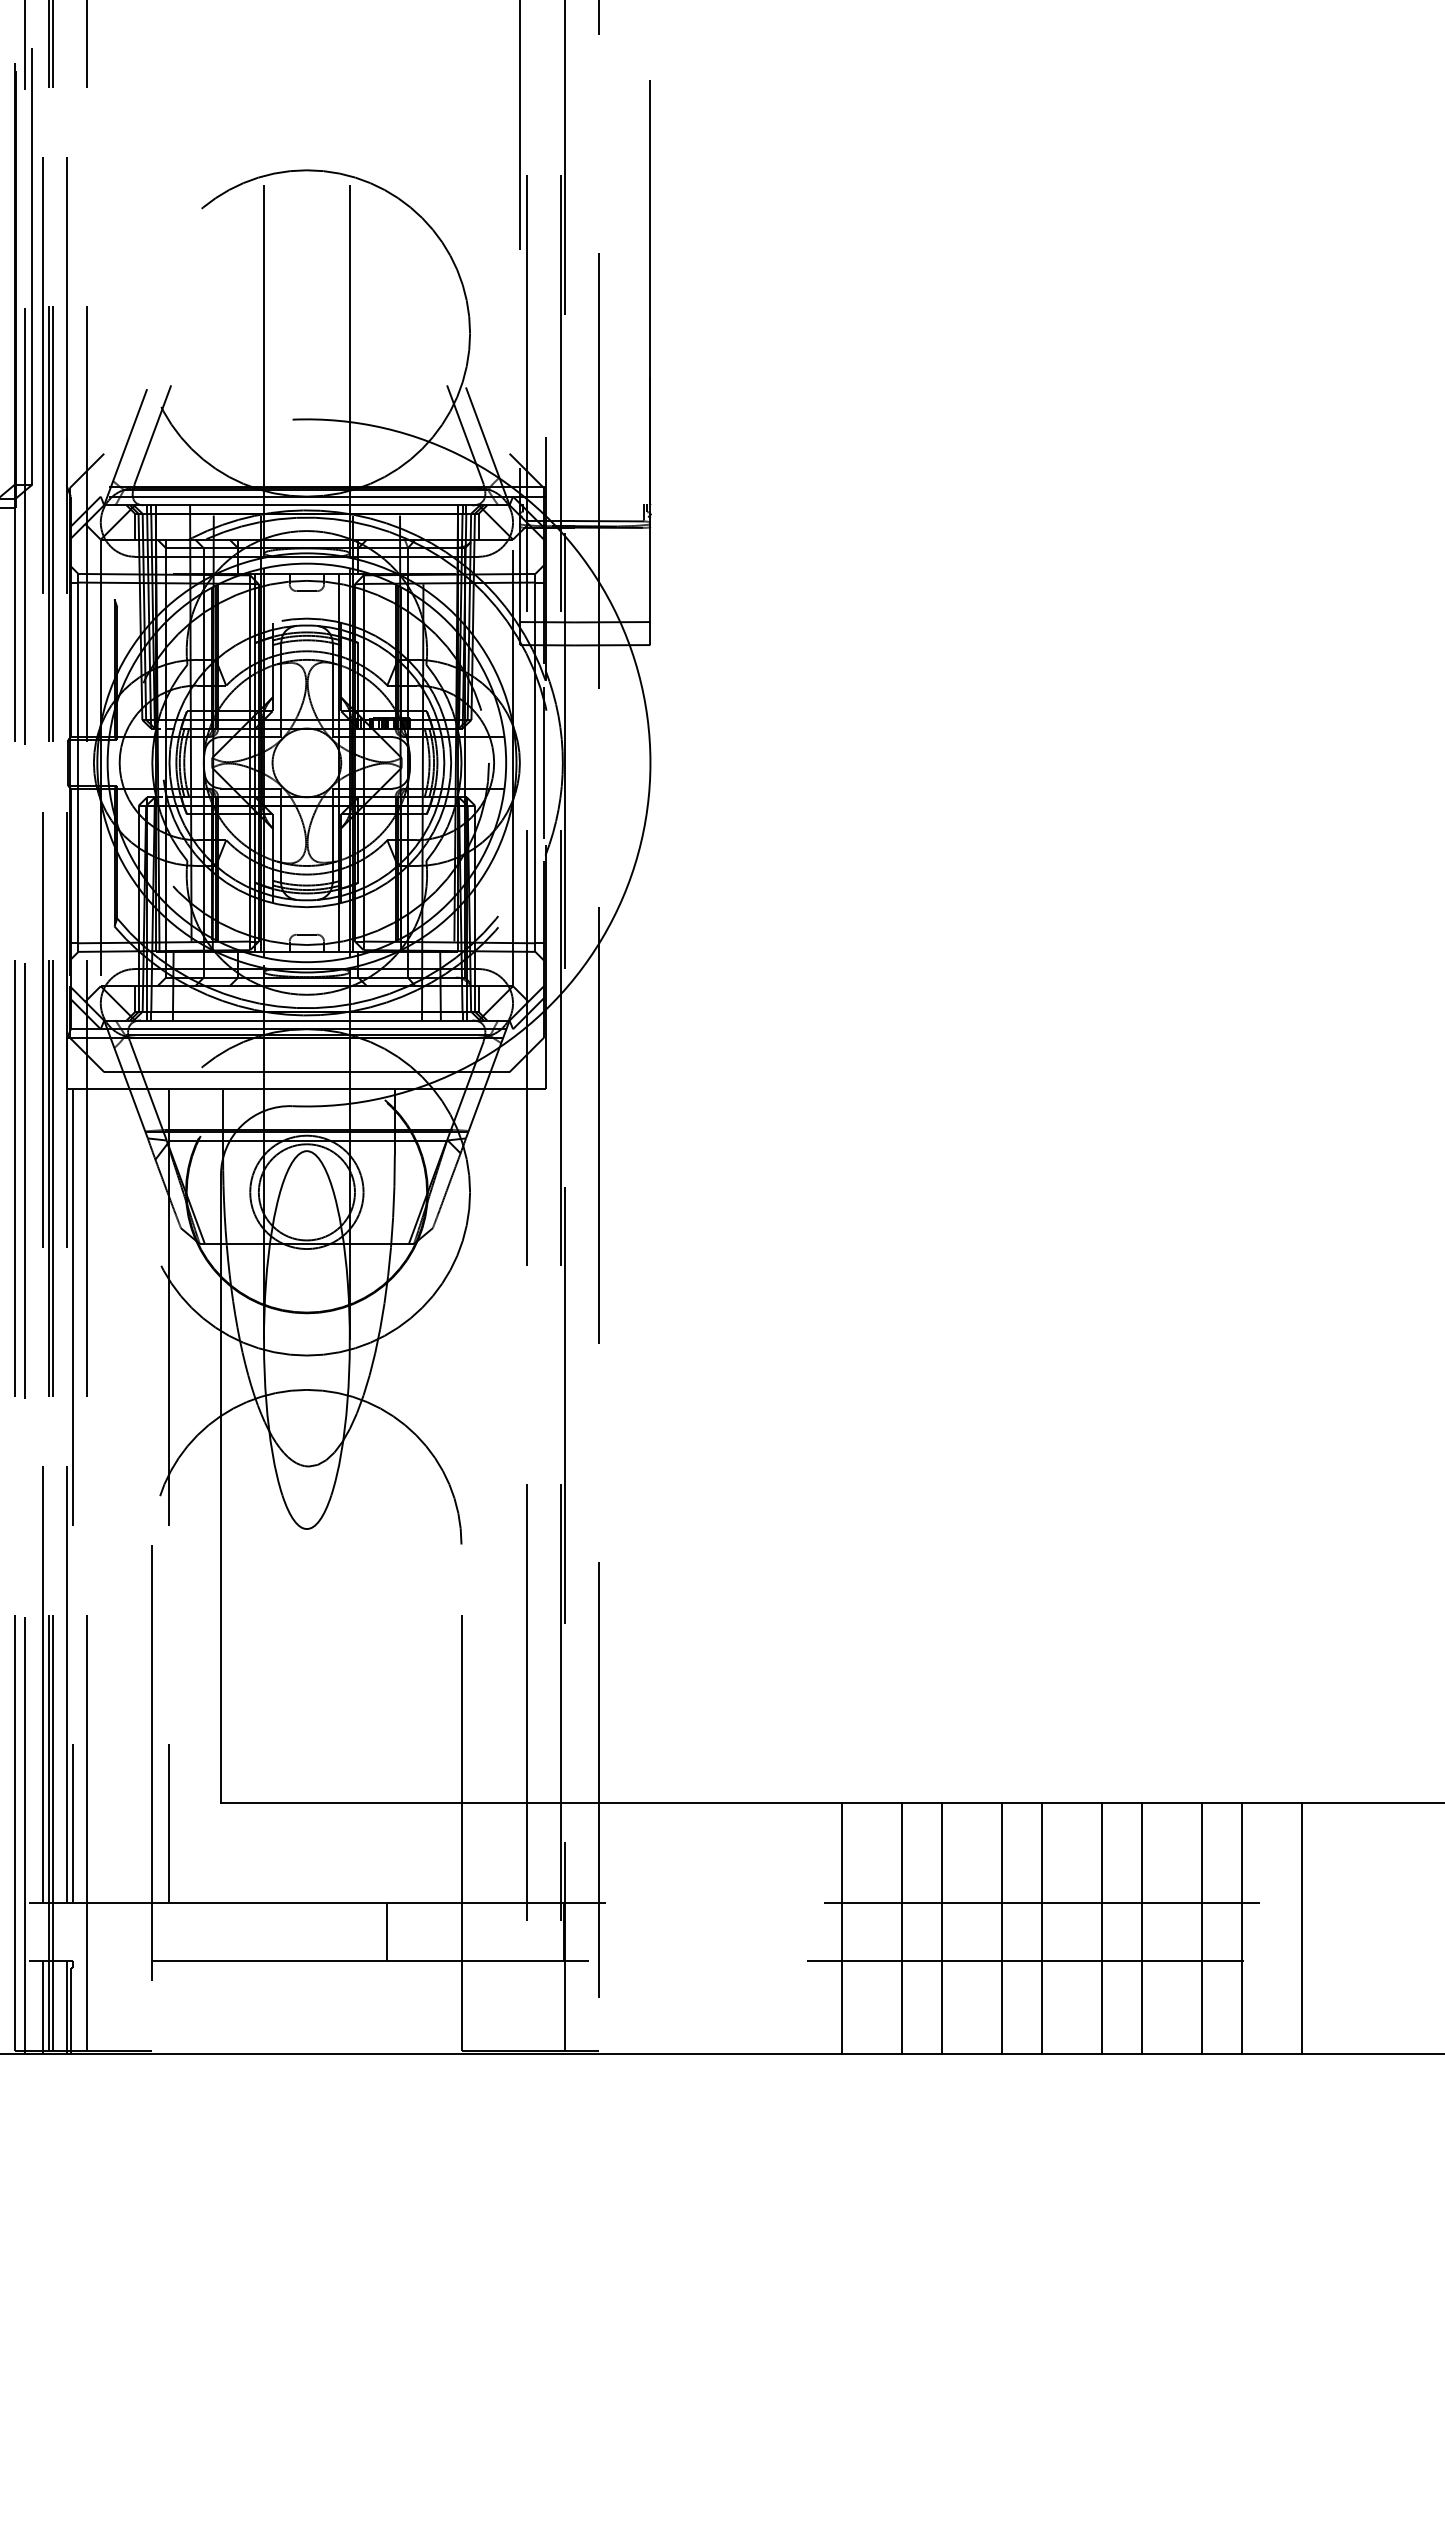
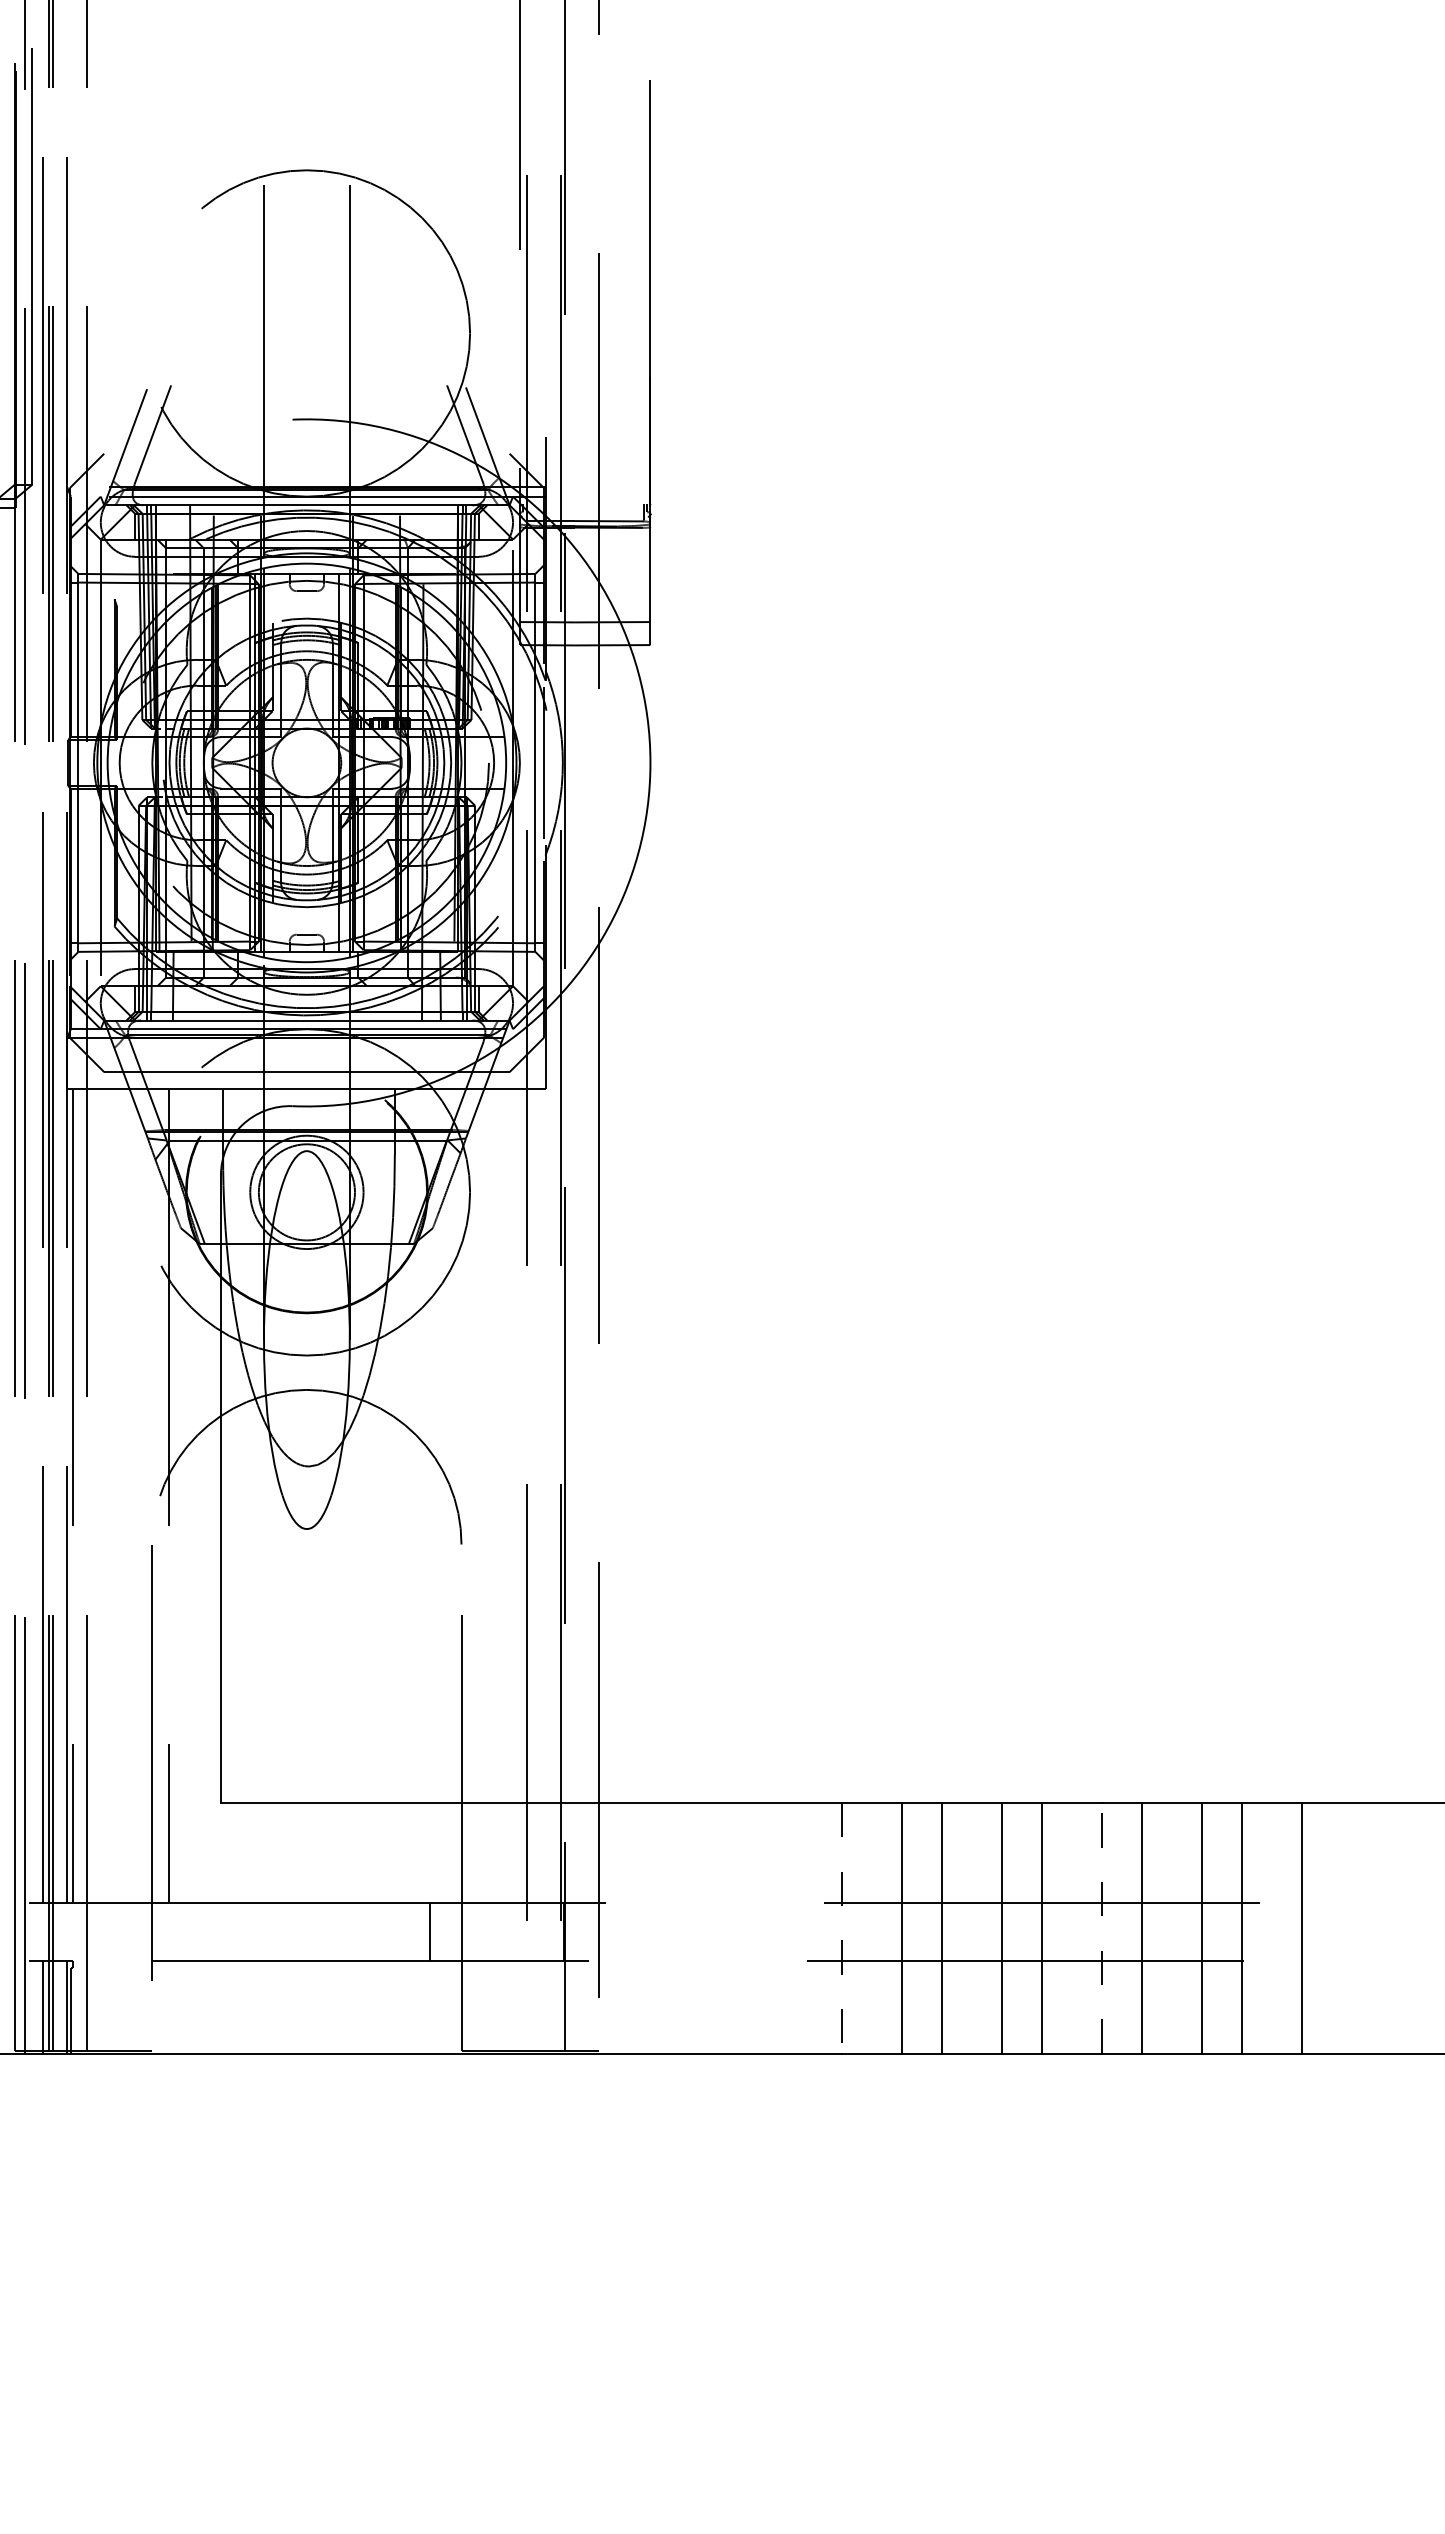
line: solid -> dashed (1102, 1927)
line: solid -> dashed (841, 1928)
line position: (386, 1931) -> (429, 1931) (429, 1931)
